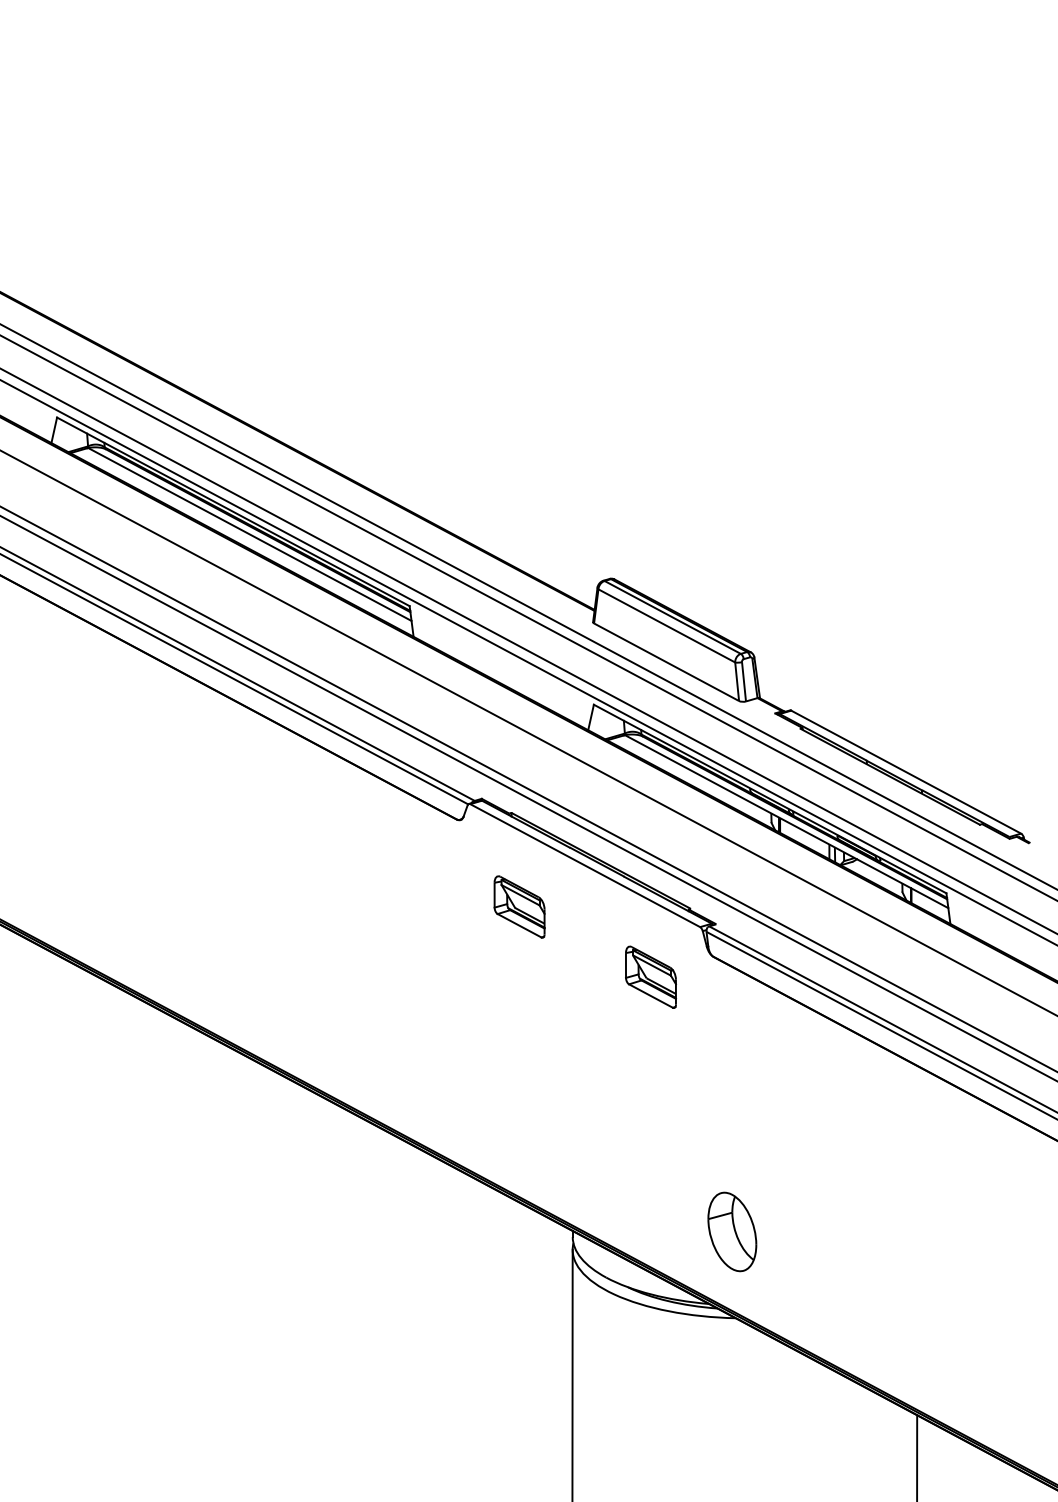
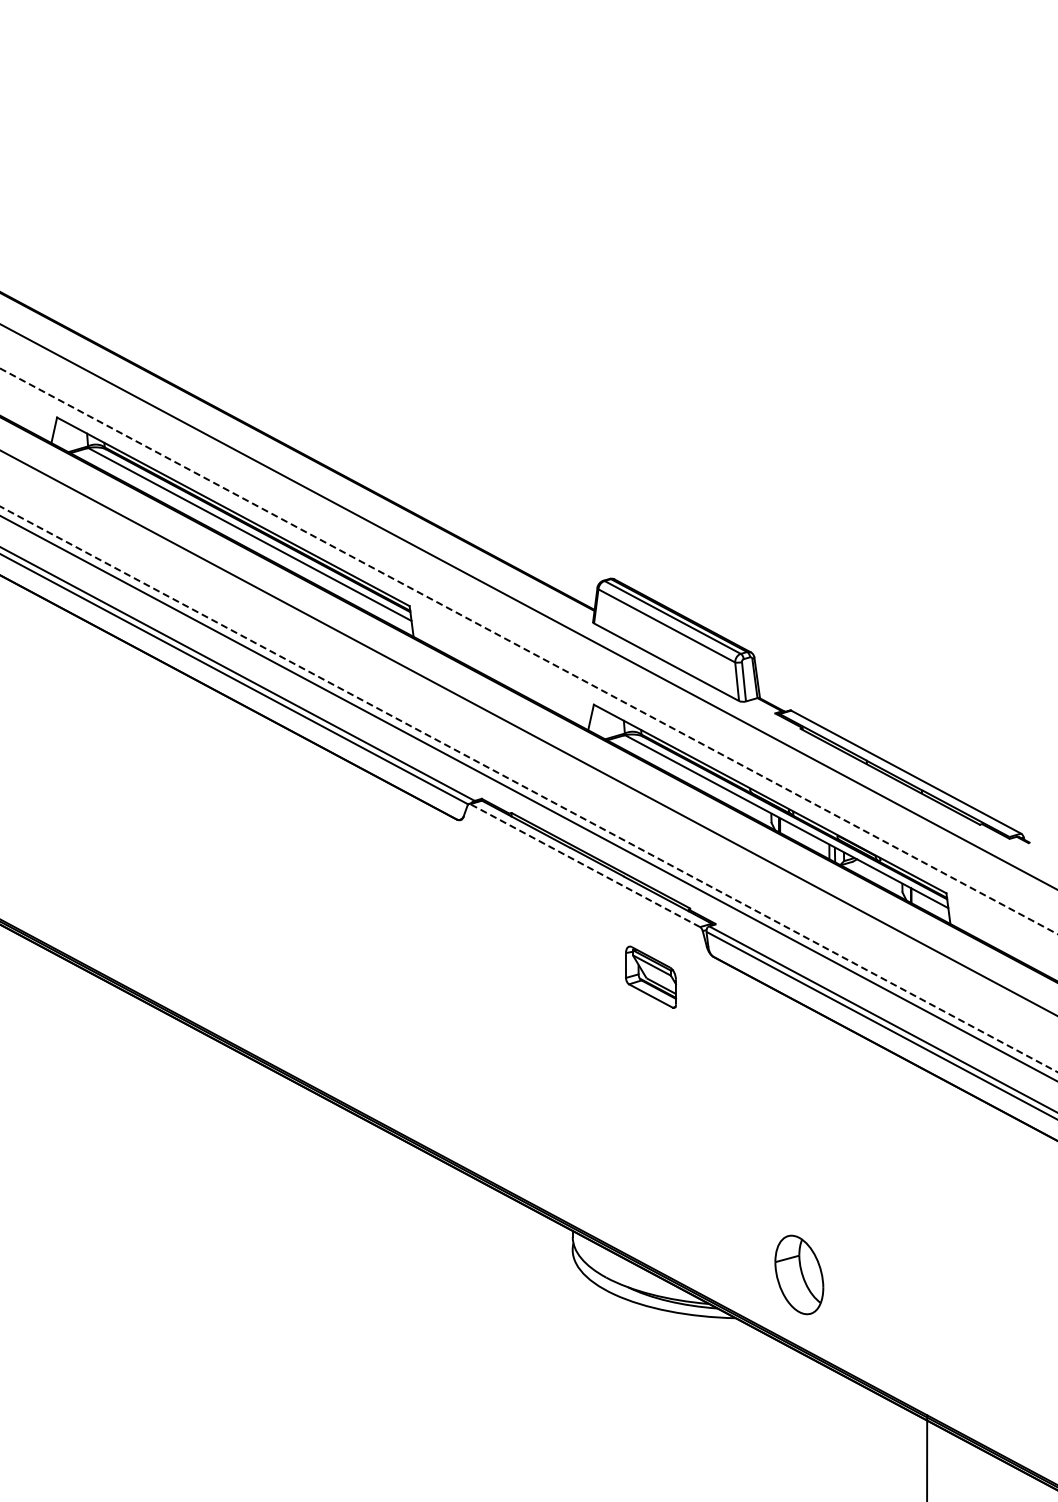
line: present -> none (528, 617)
line: solid -> dashed (528, 651)
line: present -> none (528, 662)
line: solid -> dashed (528, 788)
line: solid -> dashed (584, 865)
part: present -> none (519, 906)
part position: (732, 1231) -> (799, 1274) (799, 1274)
line: present -> none (572, 1373)
line position: (917, 1456) -> (927, 1456) (927, 1456)
